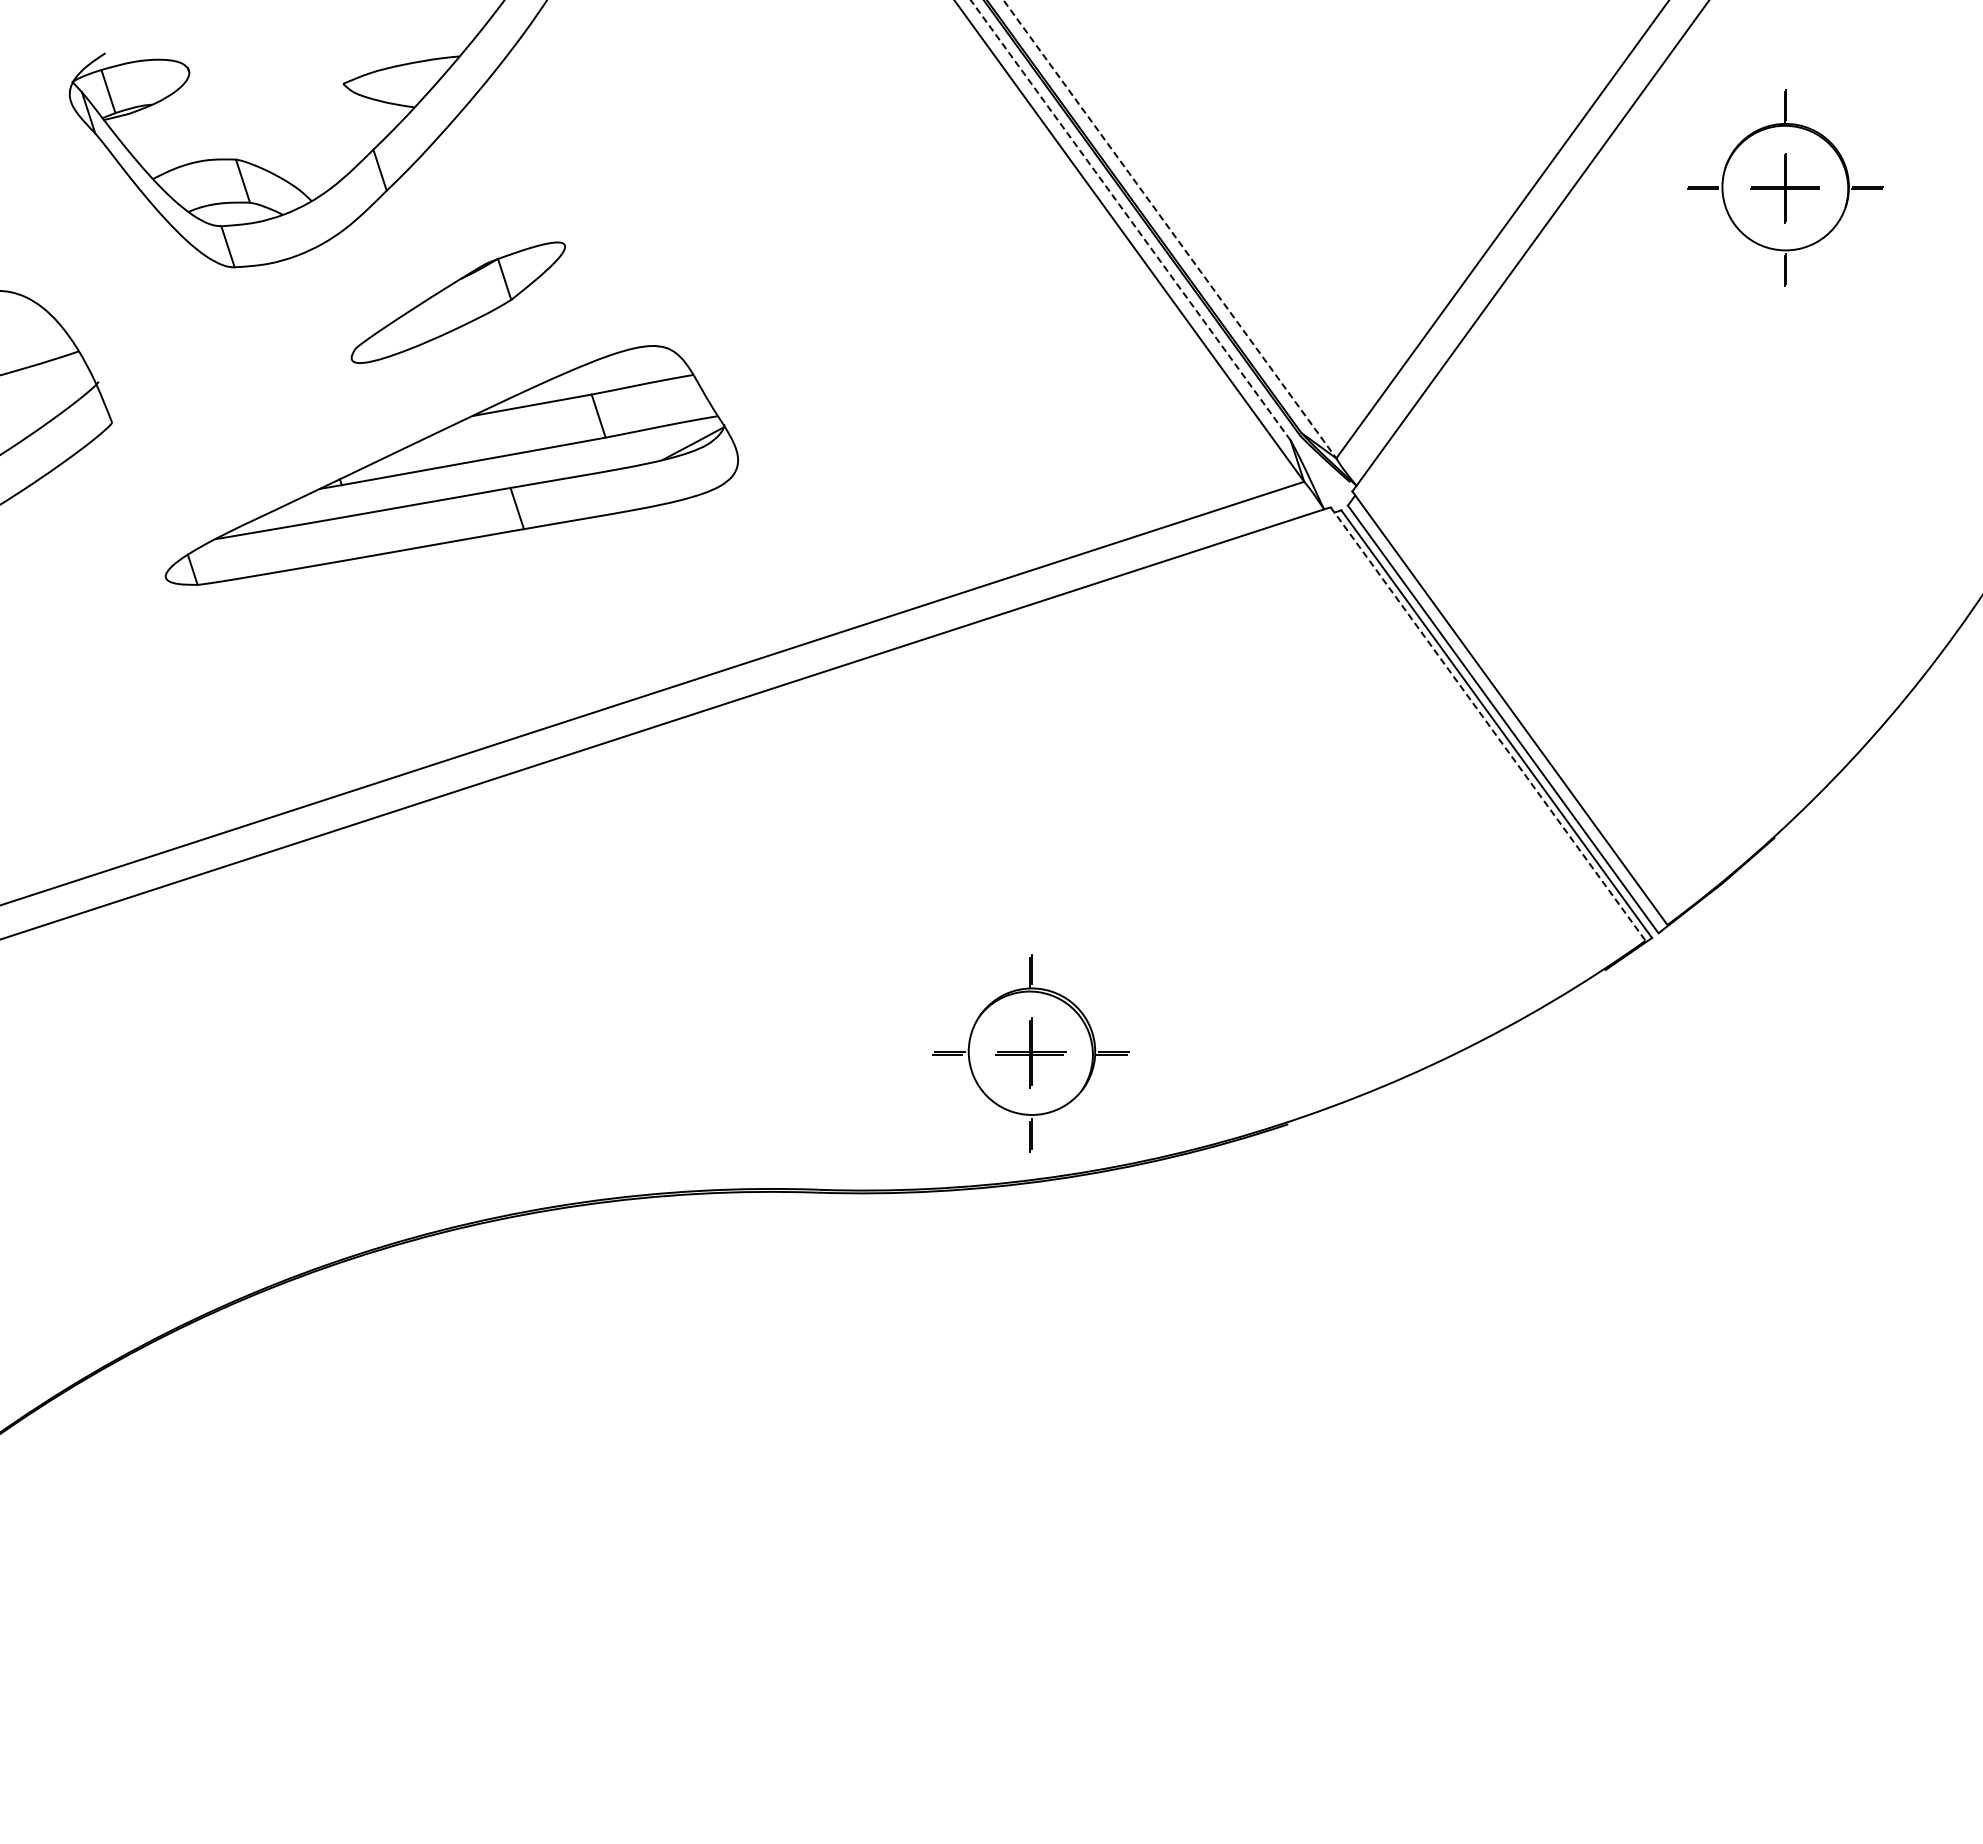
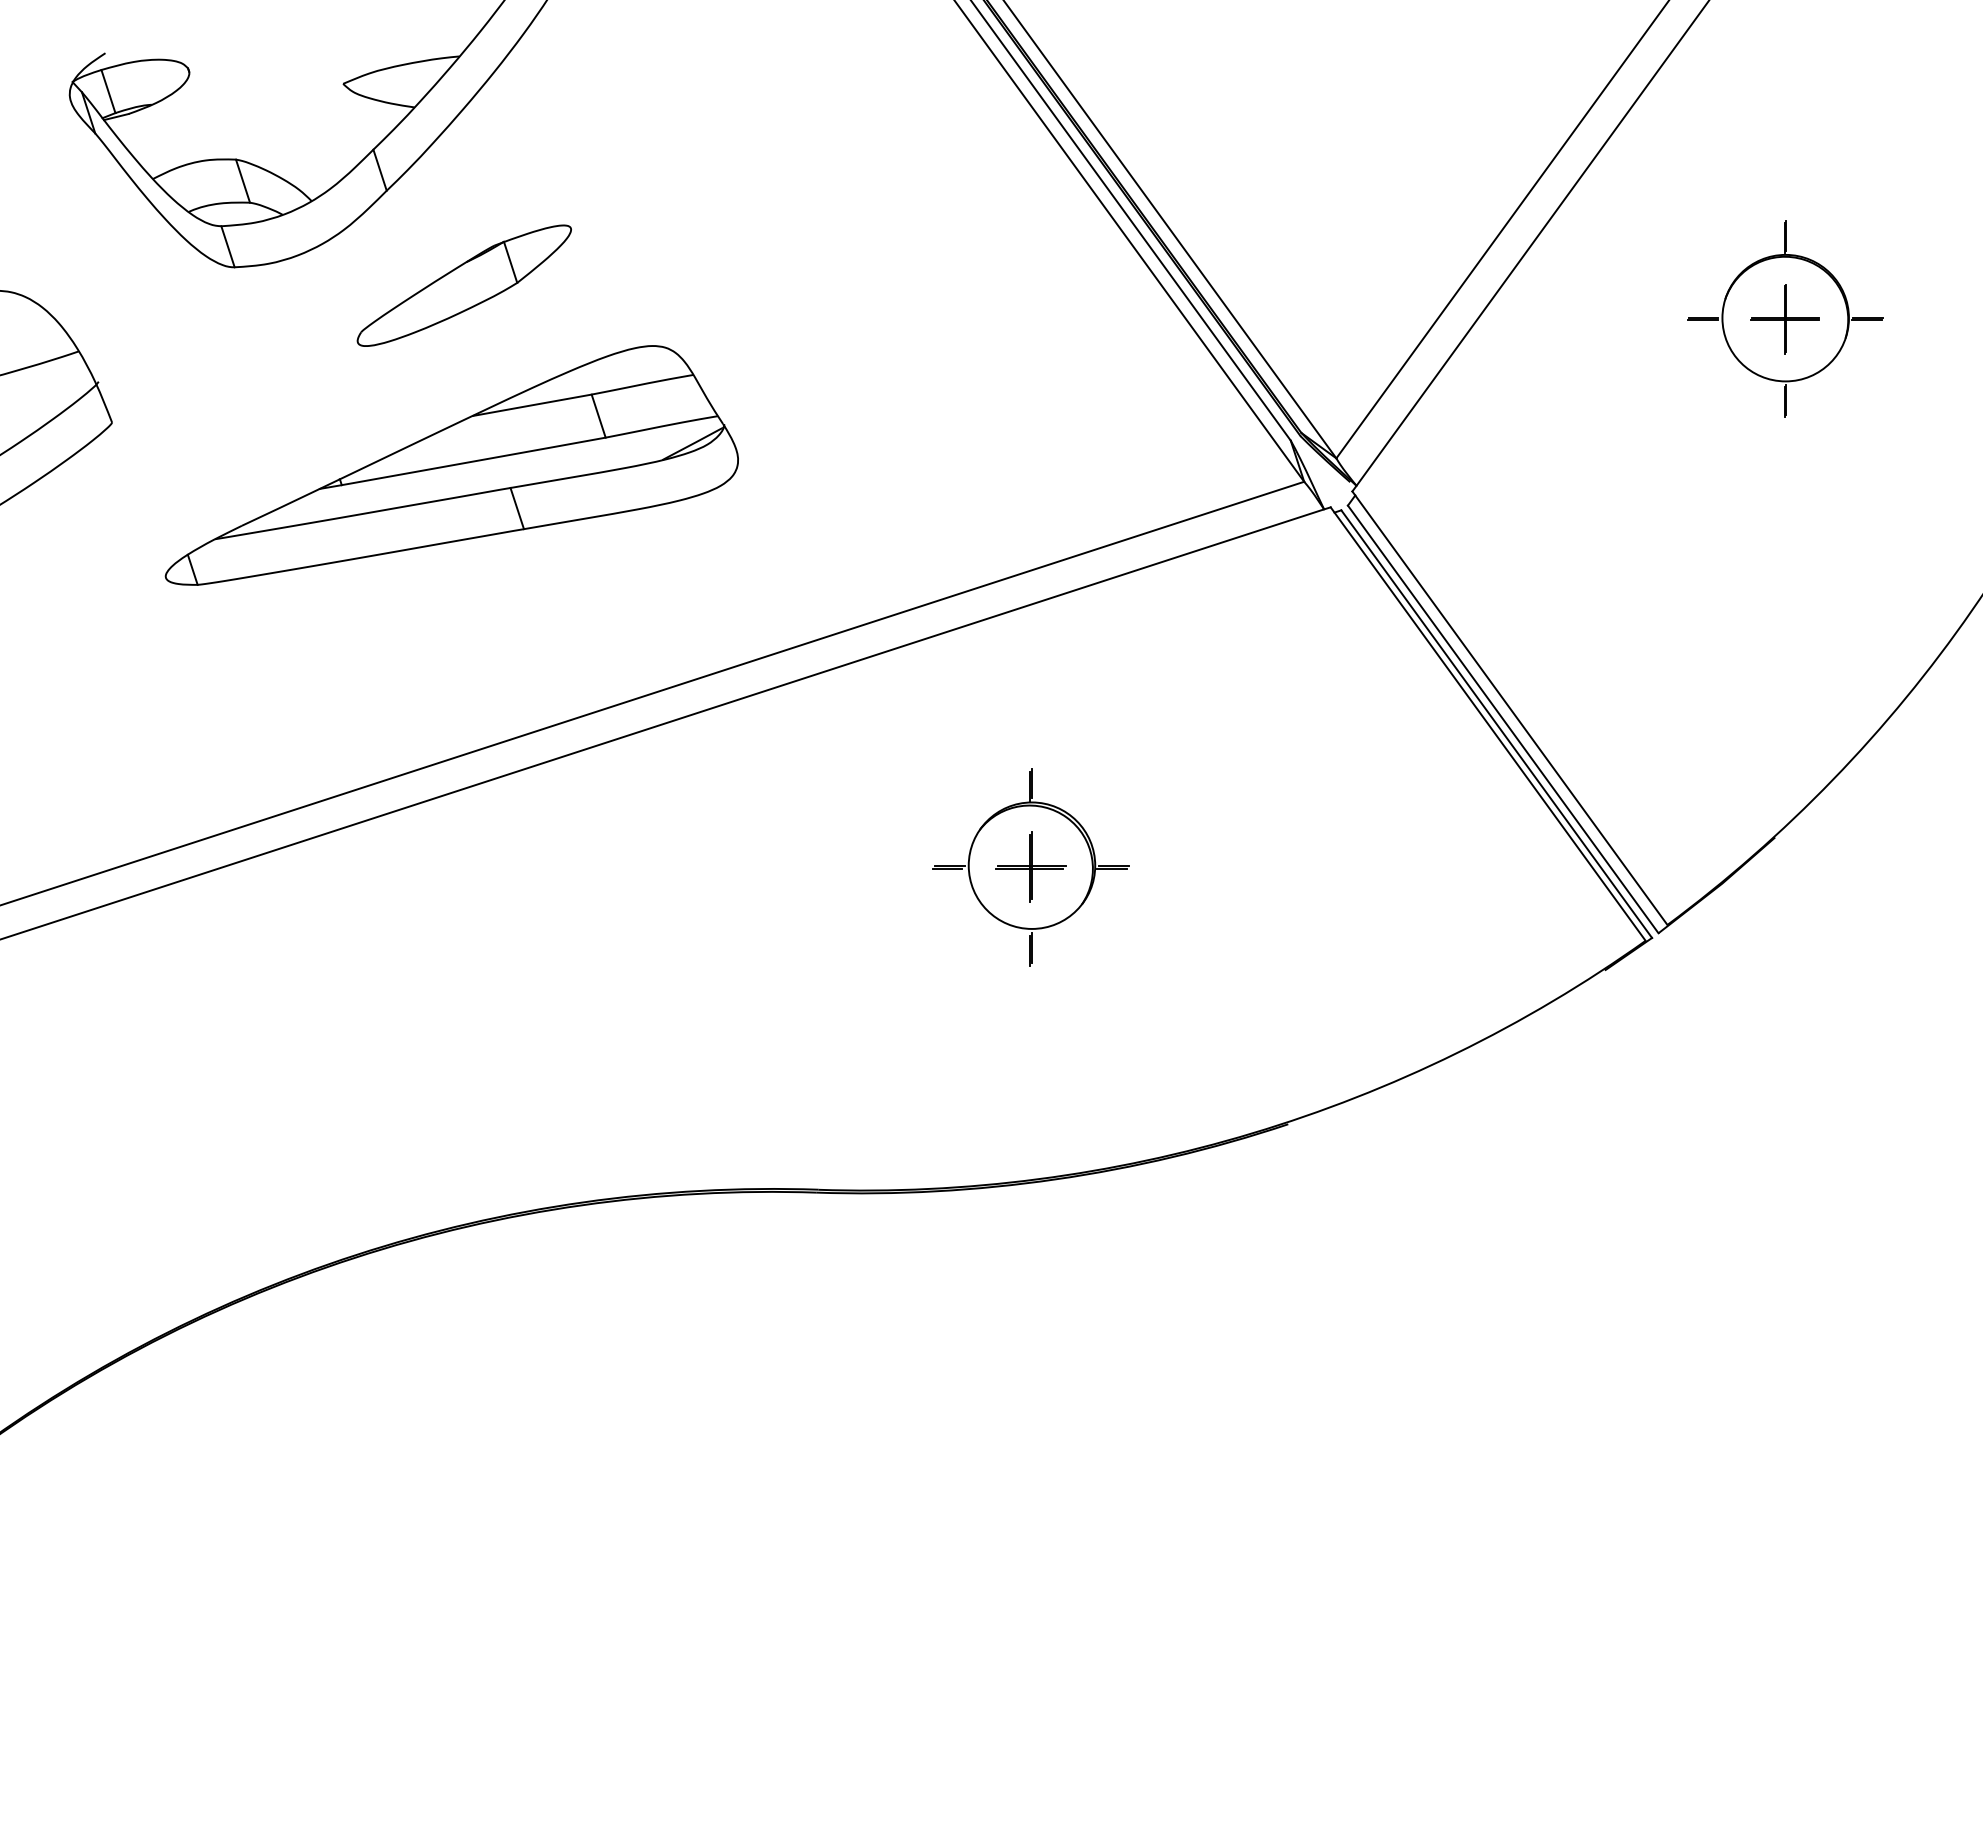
part position: (1785, 187) -> (1785, 318) (1785, 318)
line: dashed -> solid (1130, 220)
line: dashed -> solid (1170, 229)
part position: (457, 302) -> (463, 285) (463, 285)
line: dashed -> solid (1488, 724)
part position: (1030, 1053) -> (1030, 867) (1030, 867)
